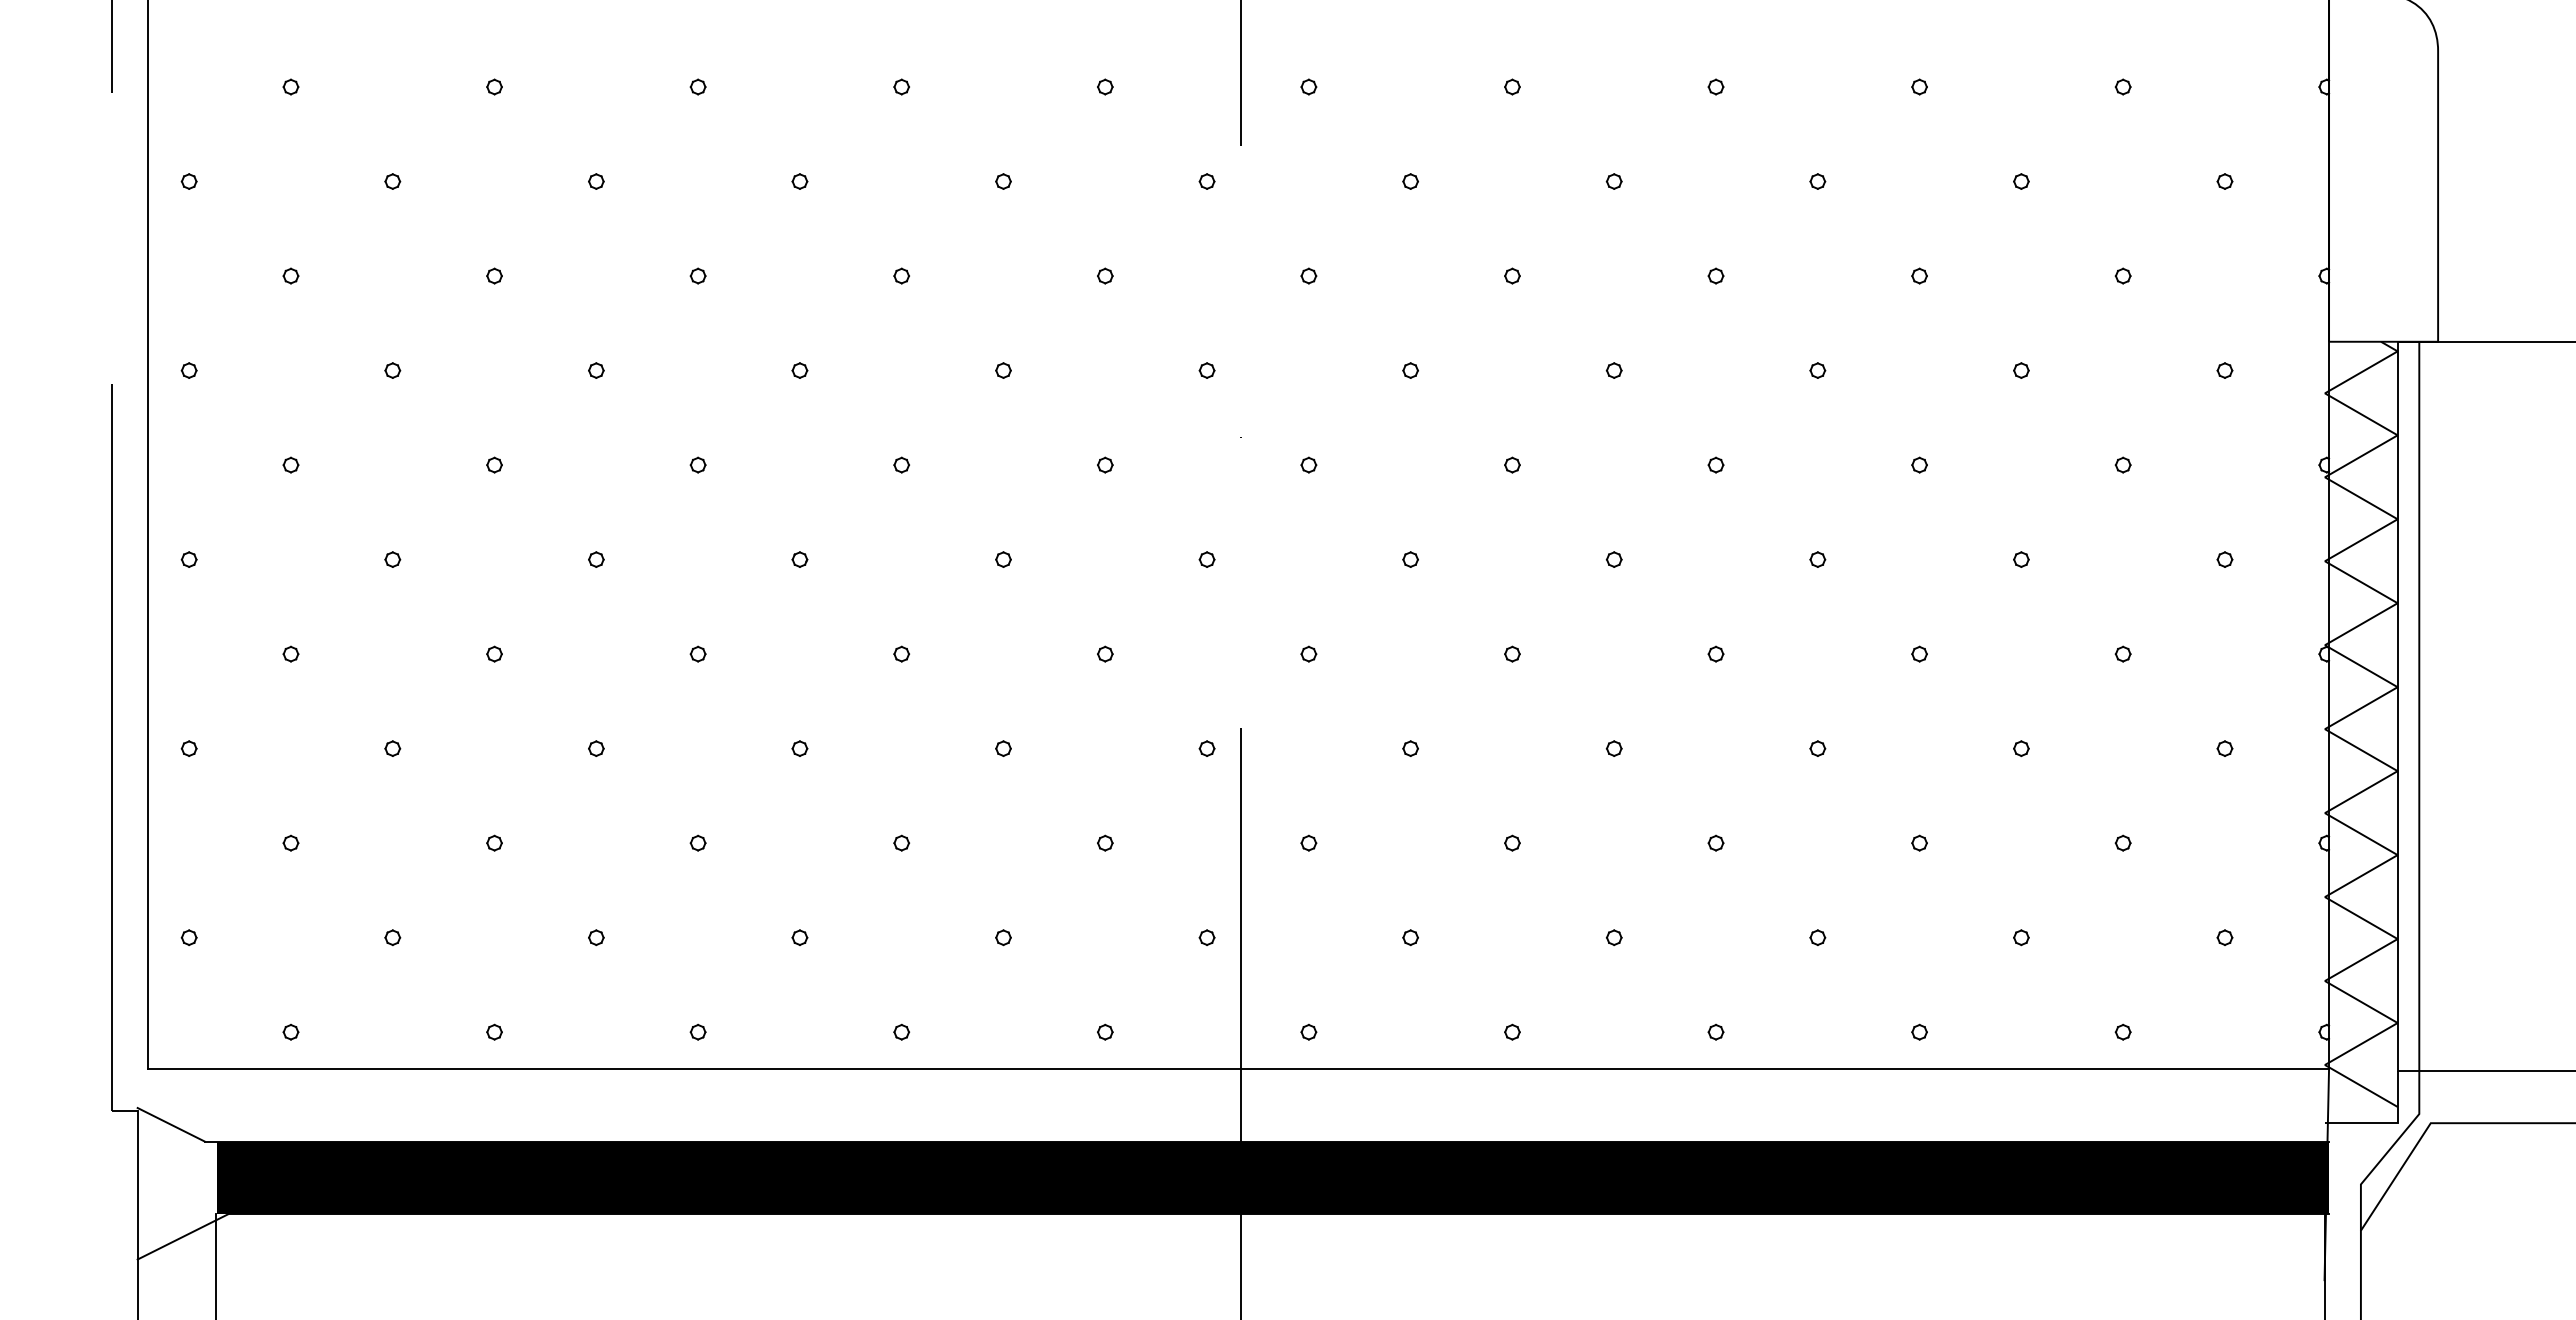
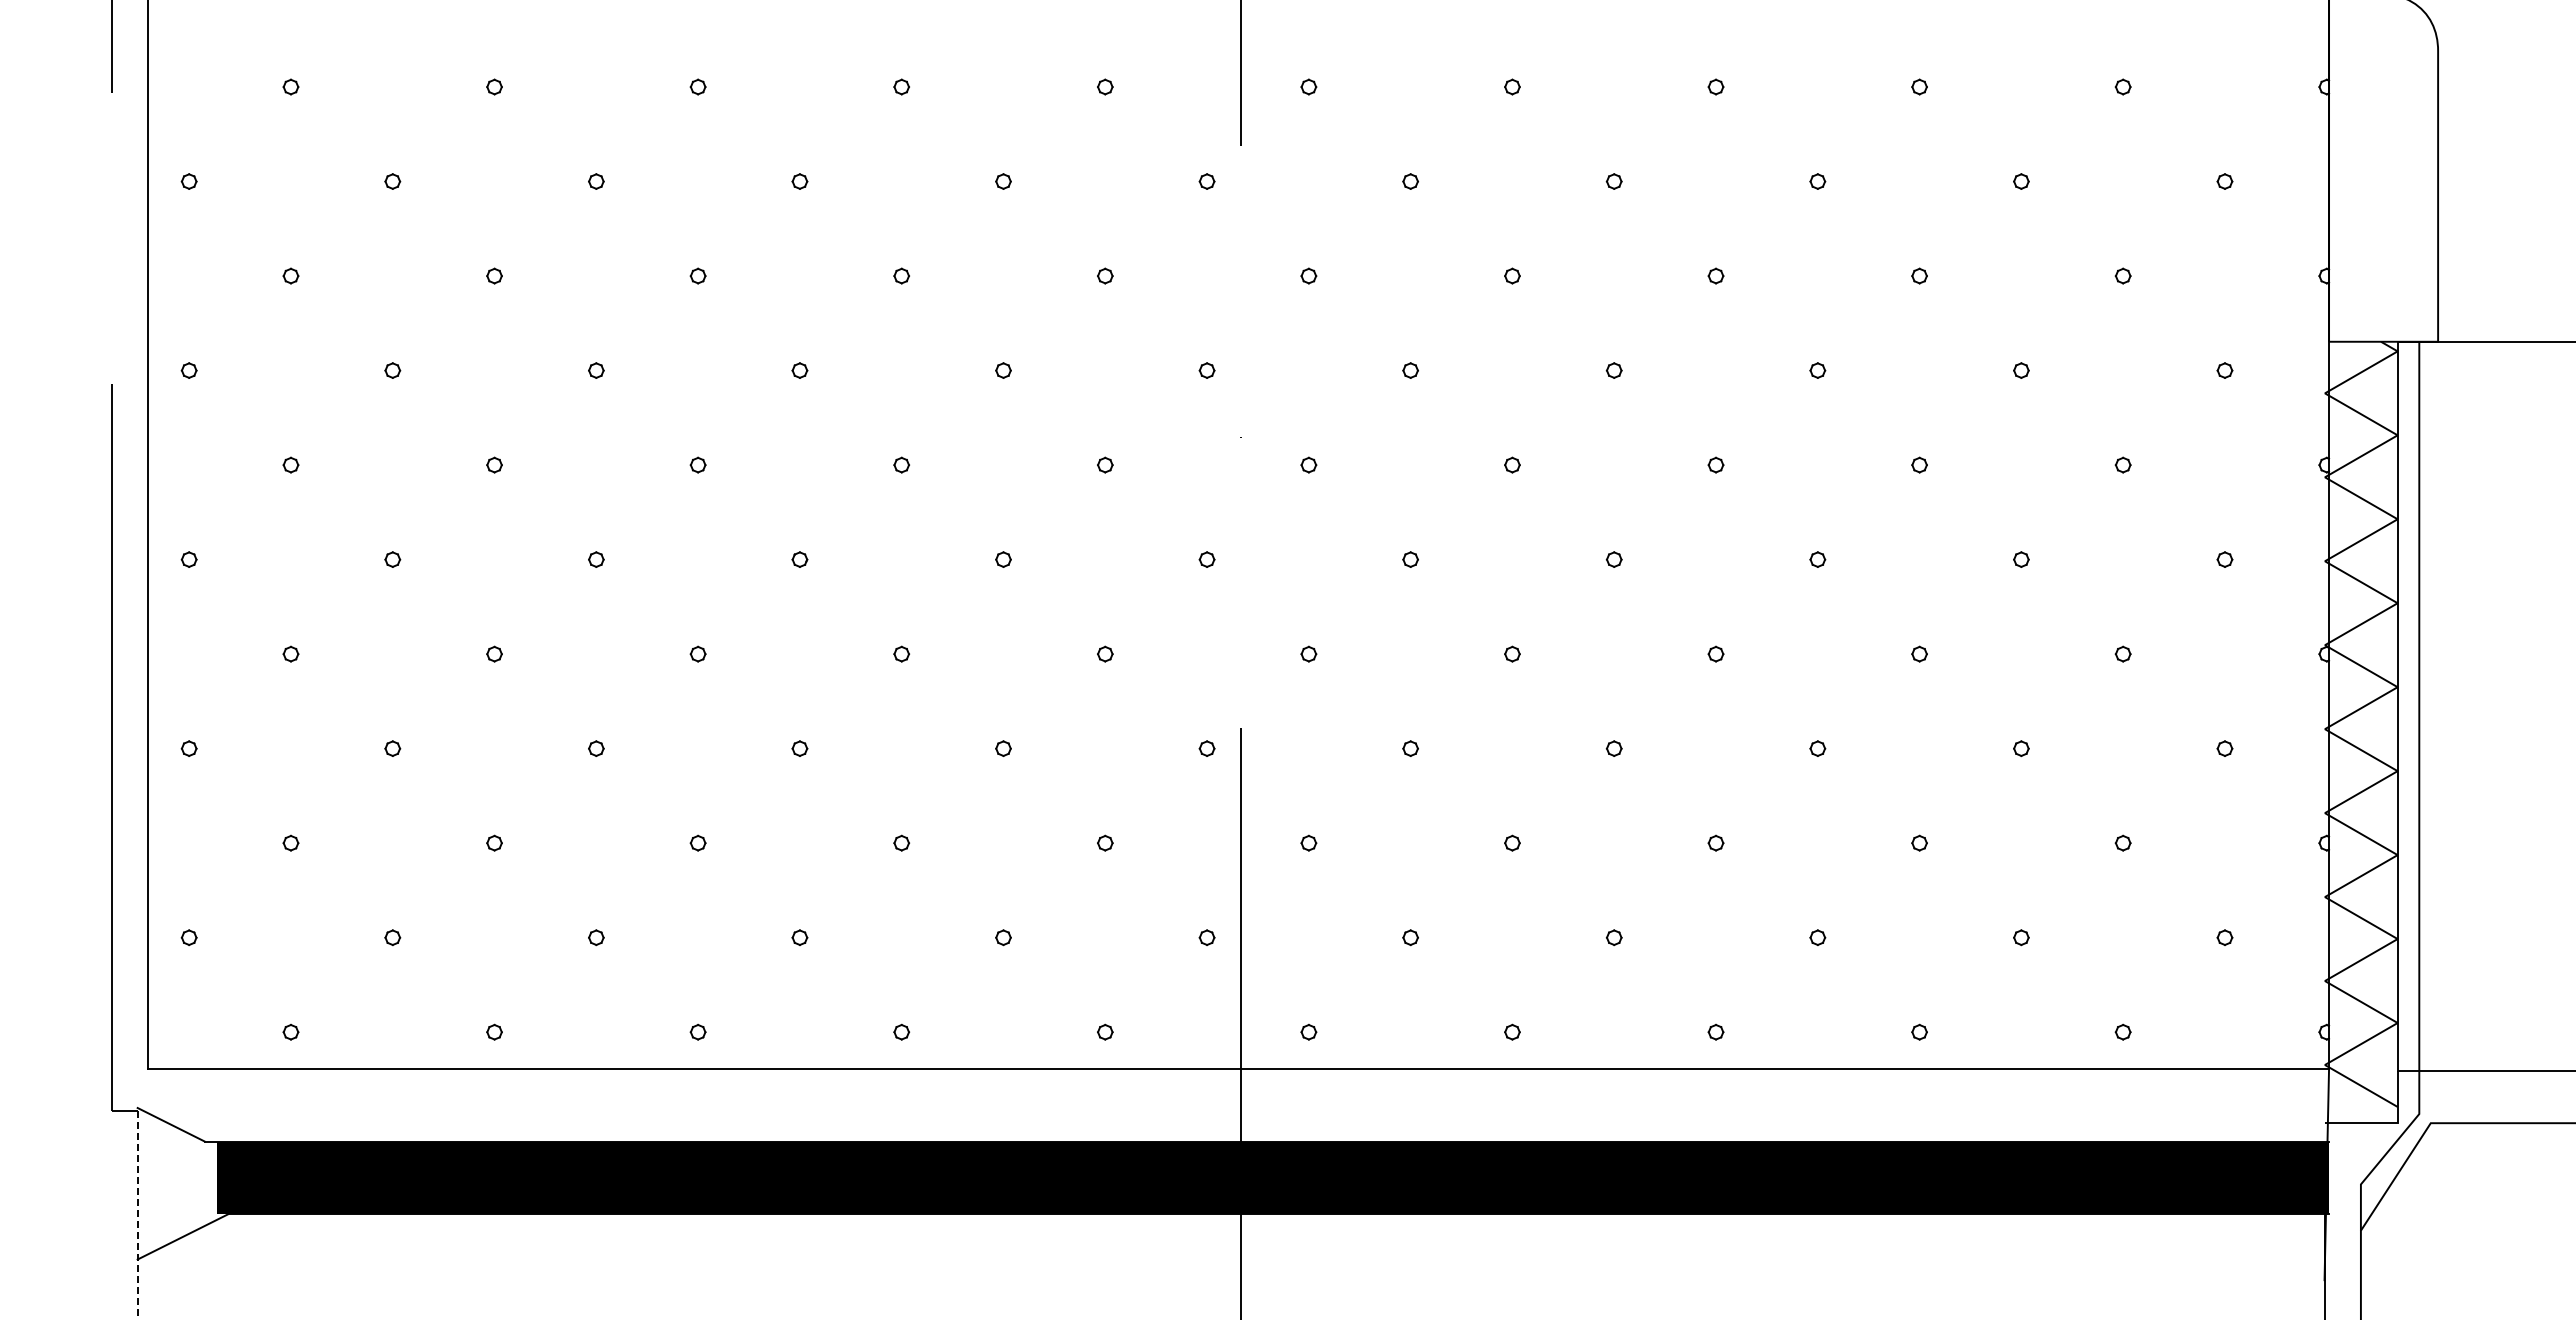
line: solid -> dashed (137, 1215)
line: present -> none (216, 1265)
